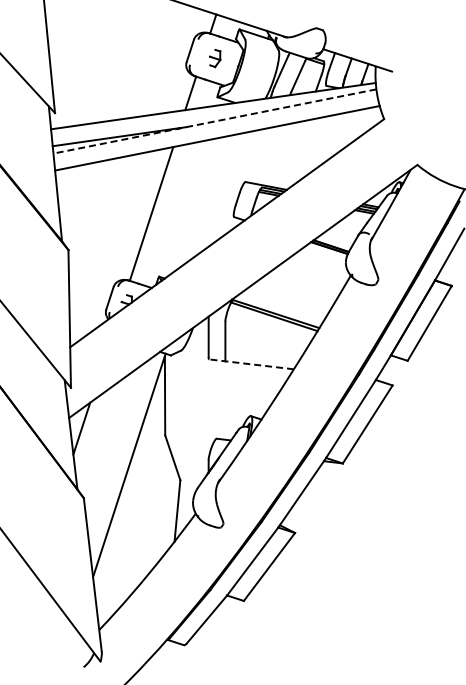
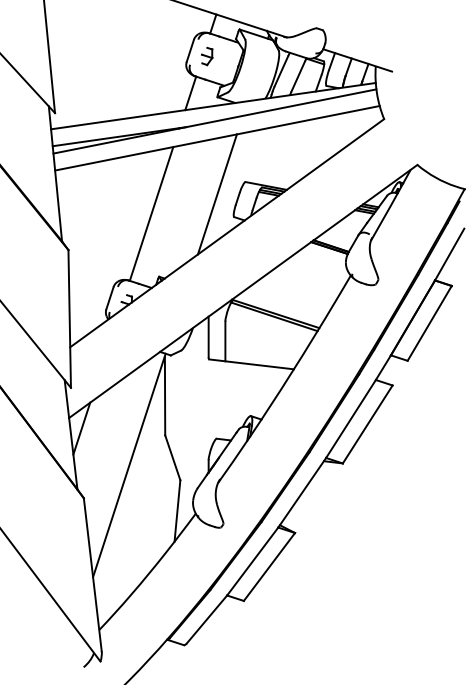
part position: (215, 58) -> (207, 56) (207, 56)
line: dashed -> solid (214, 121)
line: none -> present (216, 194)
line: dashed -> solid (251, 364)
